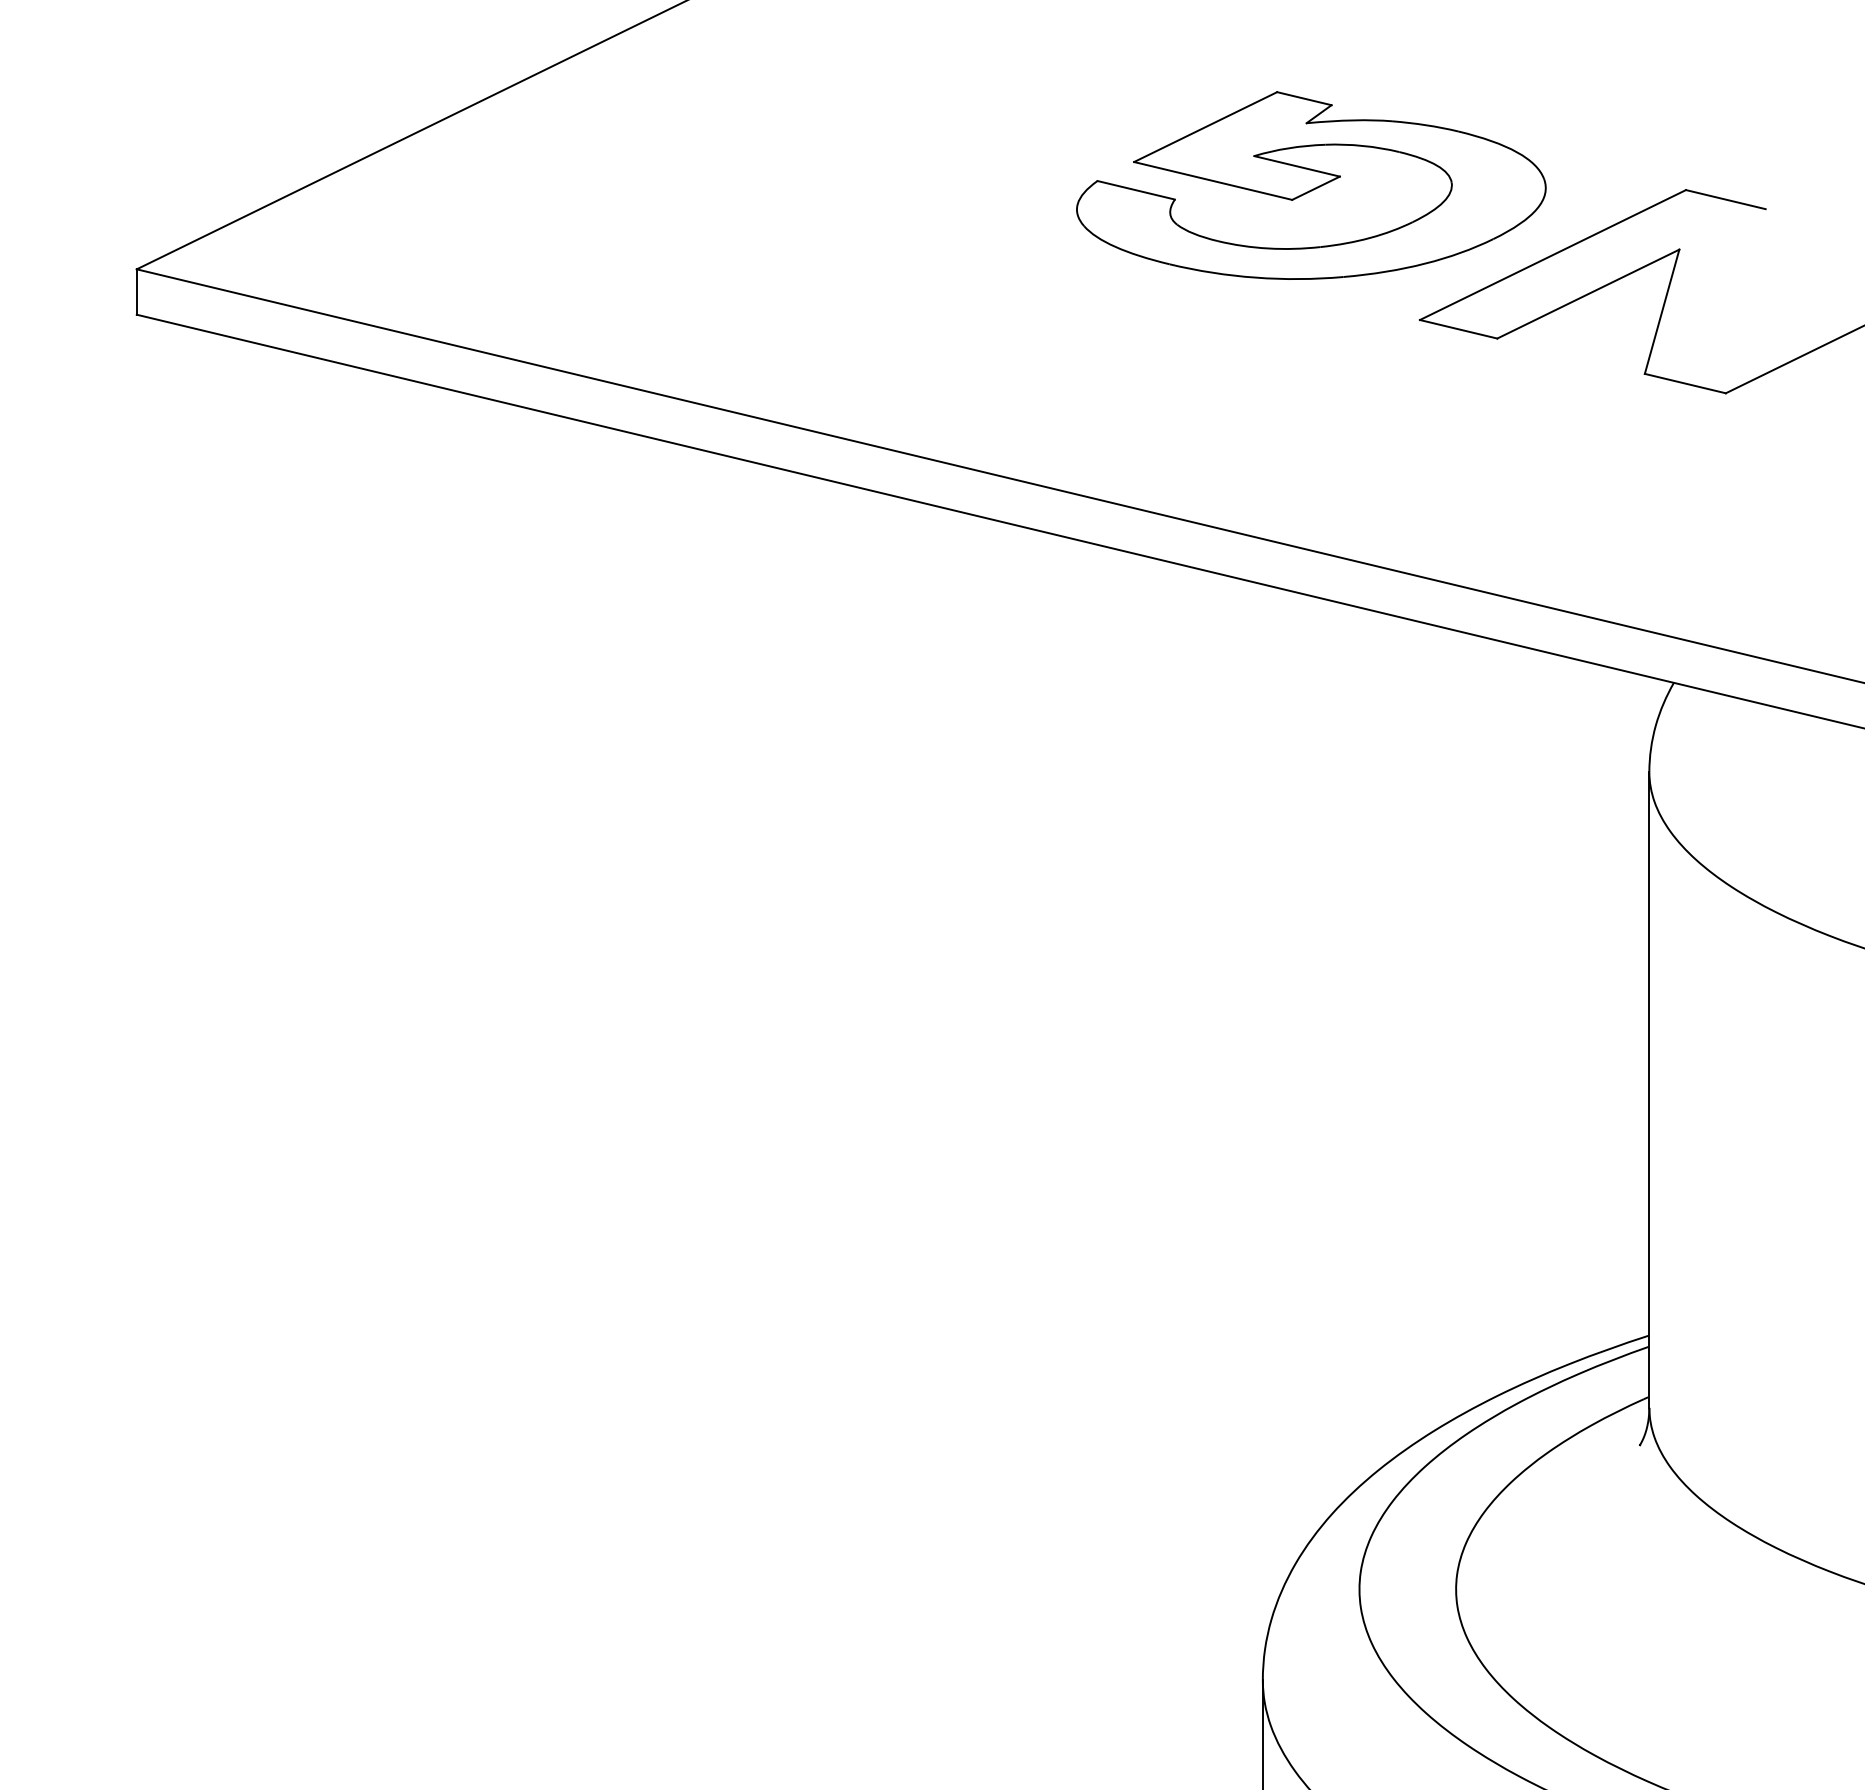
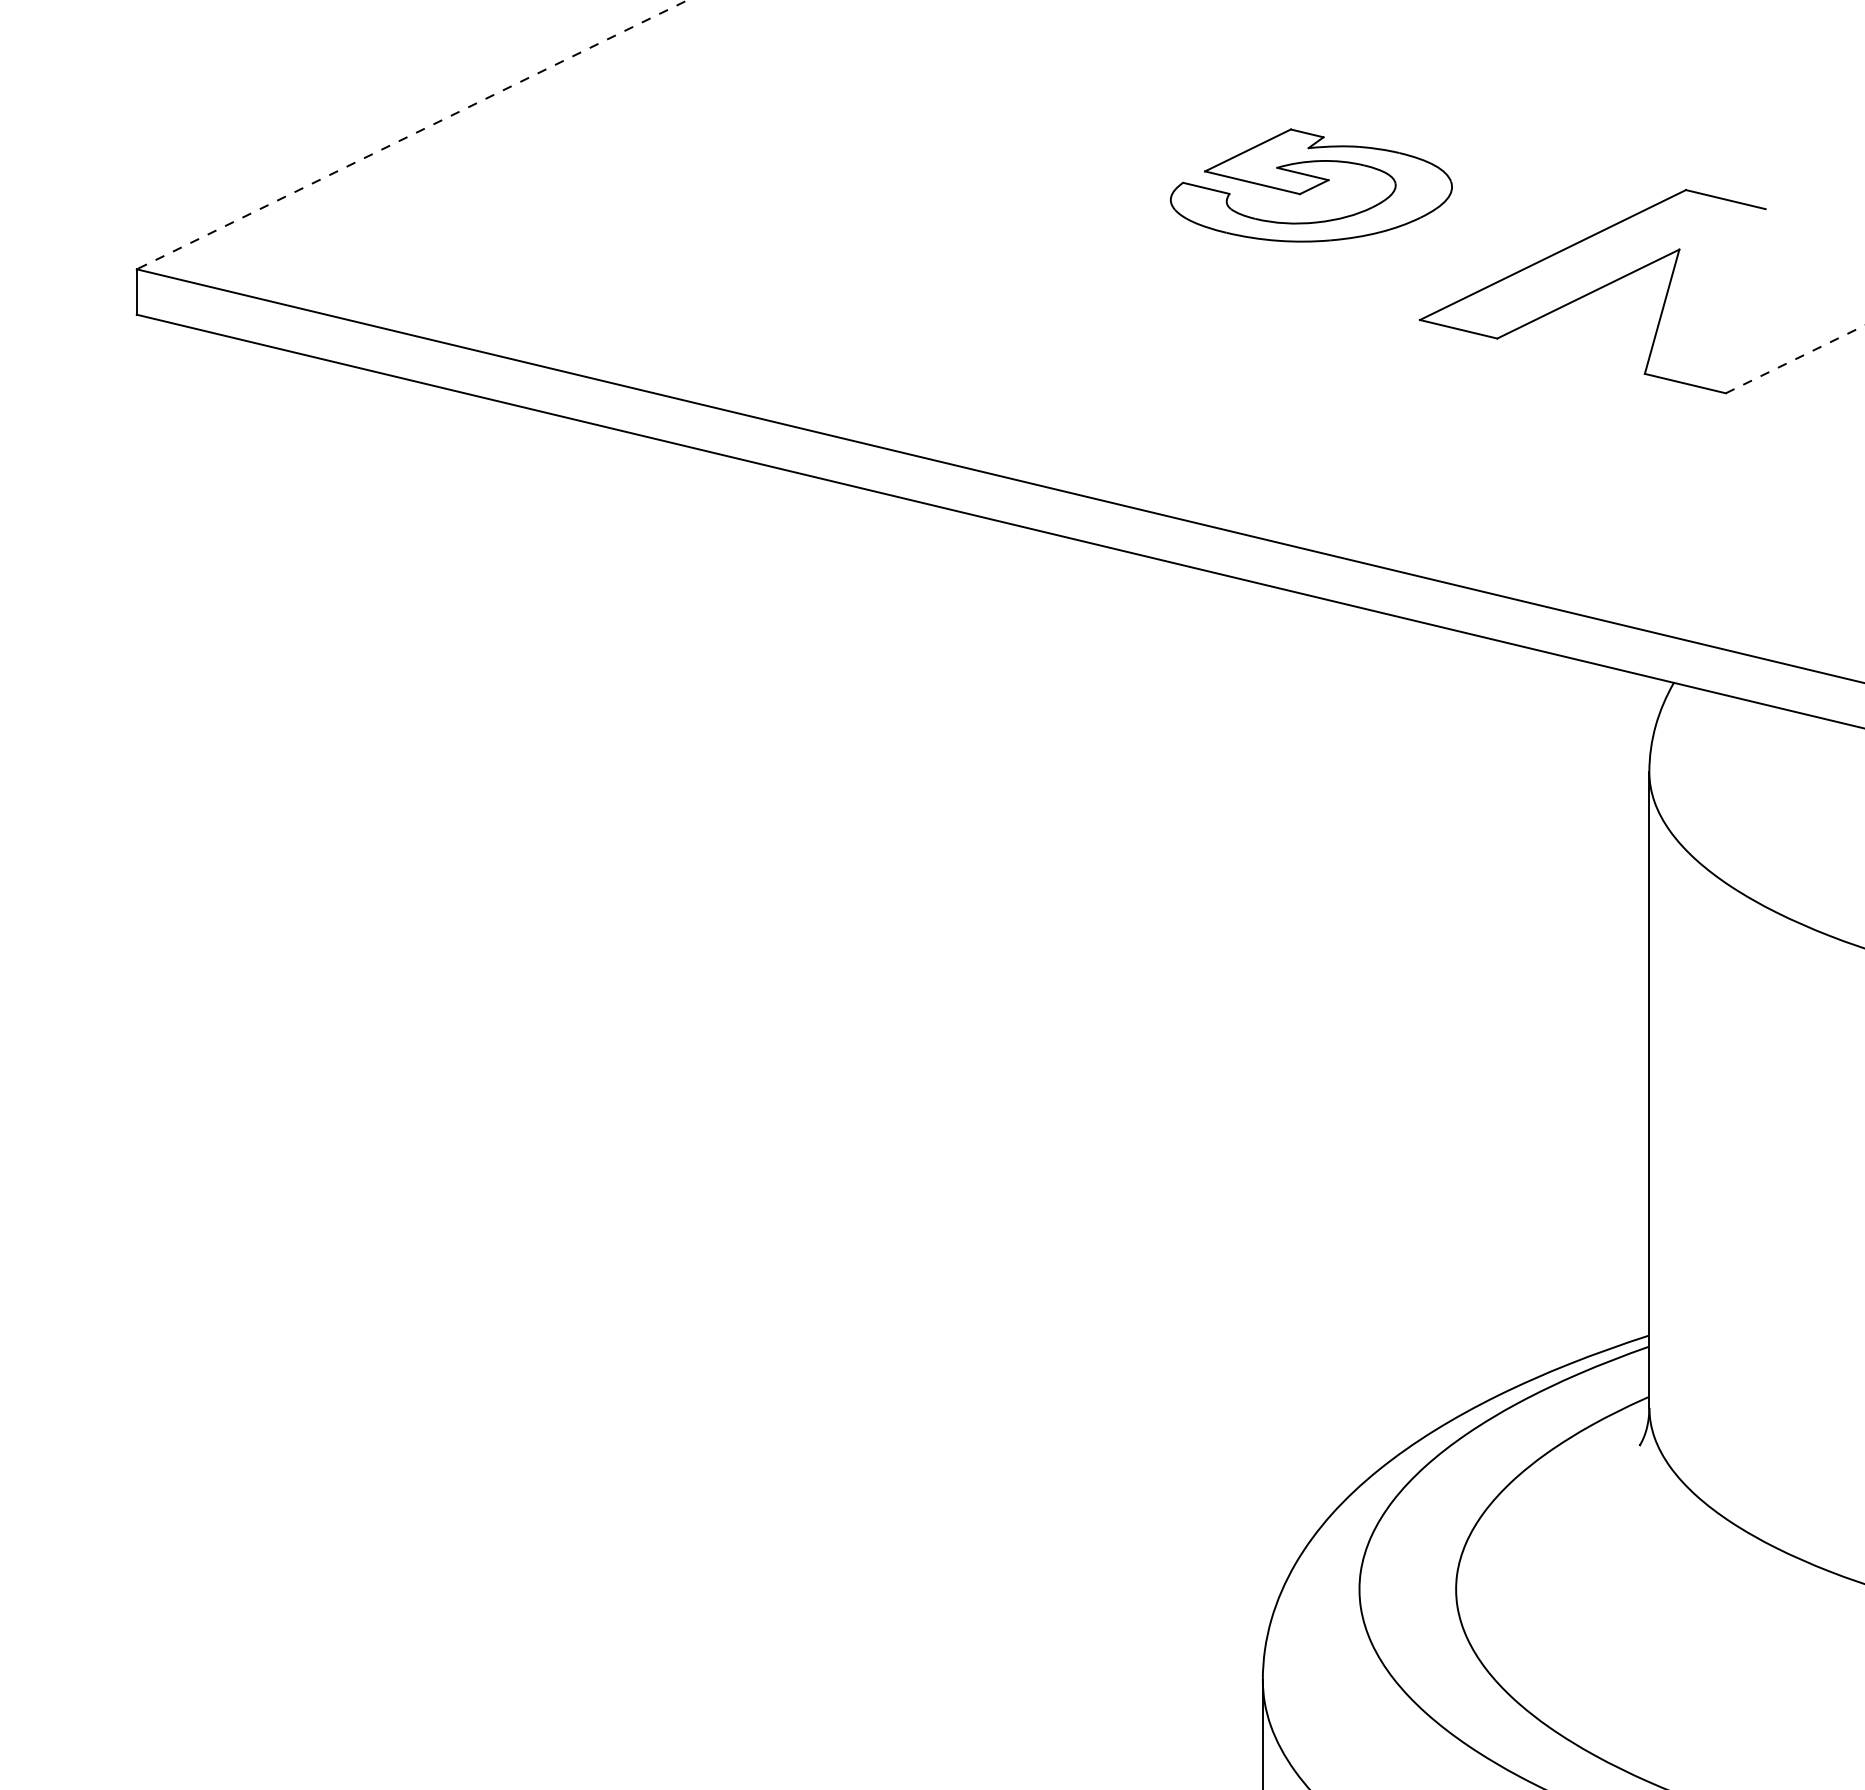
line: solid -> dashed (411, 135)
part size: 471x189 px -> 283x115 px (1311, 185)
line: solid -> dashed (1795, 359)
